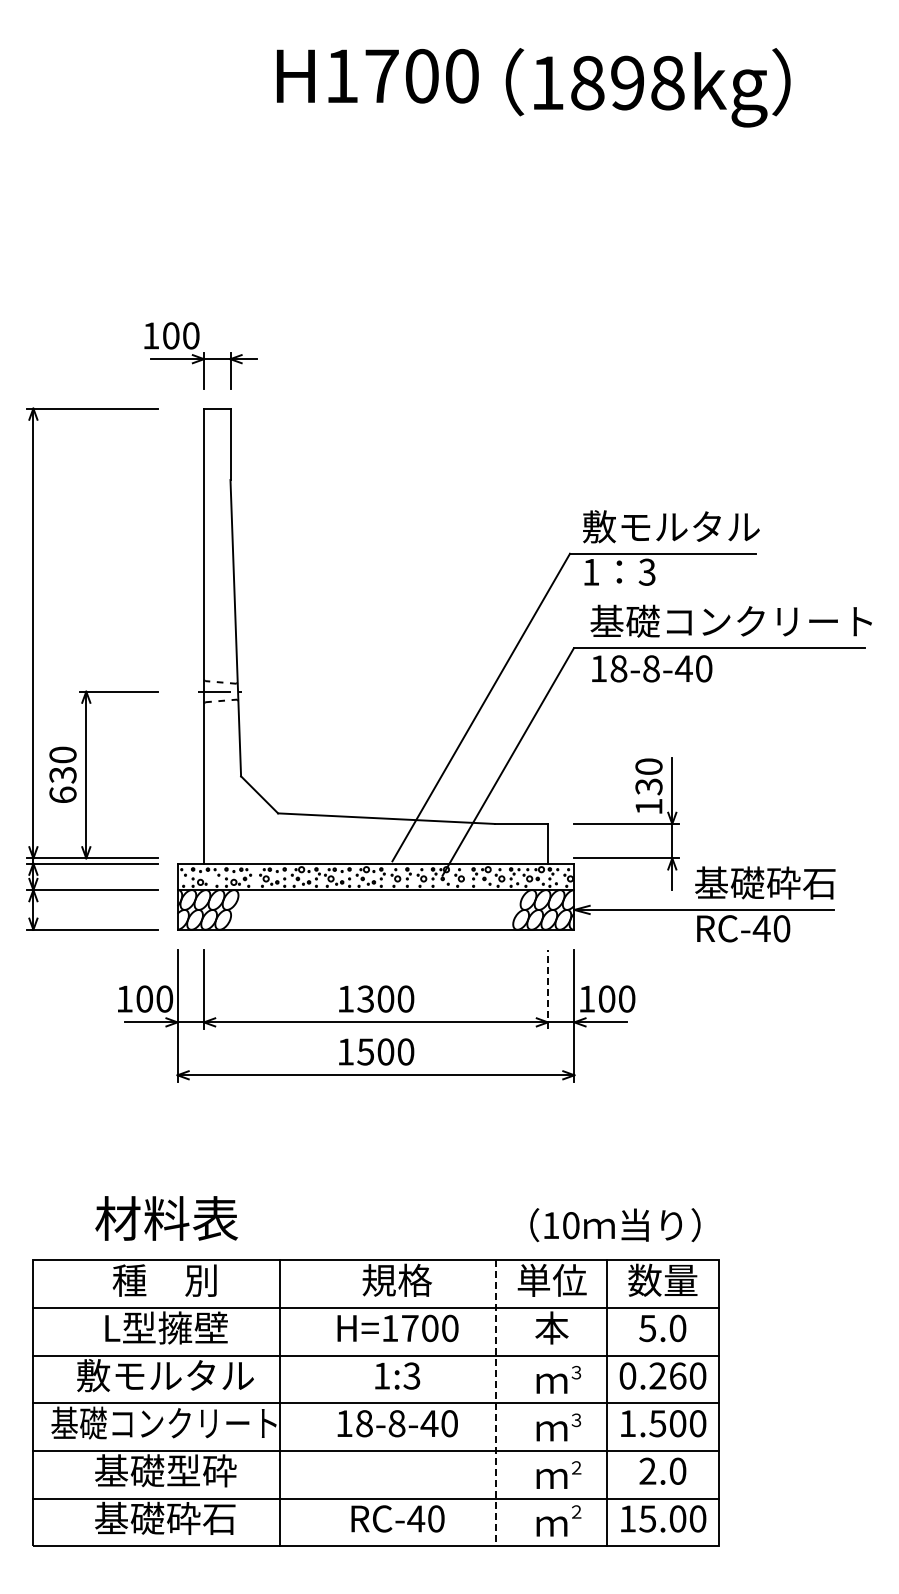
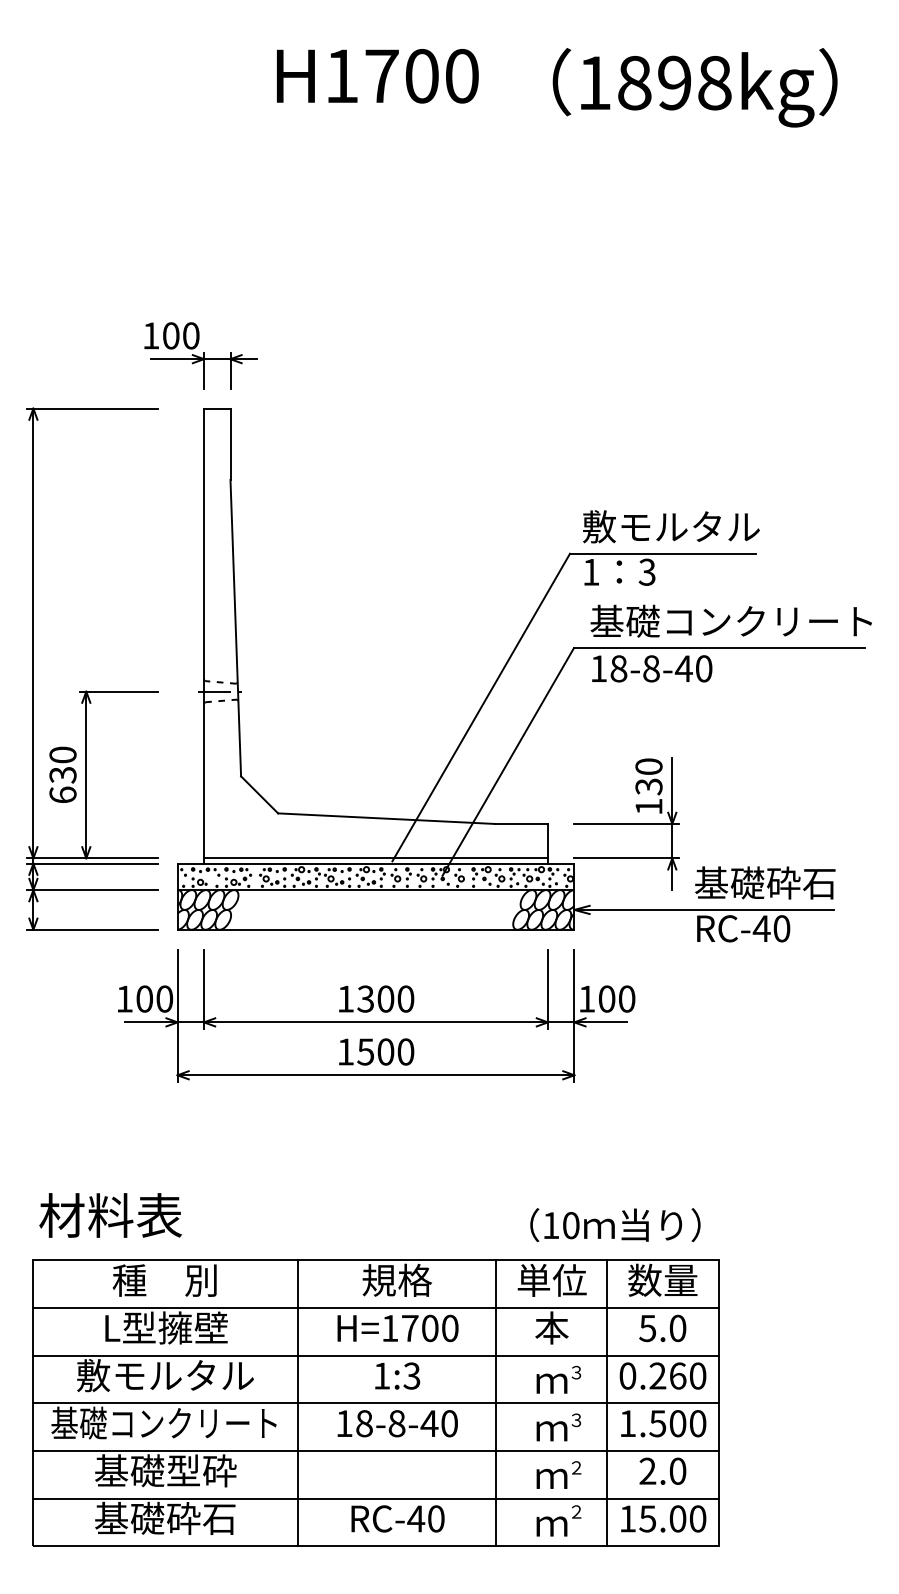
text position: (647, 87) -> (694, 87) (694, 87)
line: none -> present (375, 858)
line: dashed -> solid (547, 989)
text position: (166, 1218) -> (110, 1215) (110, 1215)
line position: (279, 1403) -> (297, 1403) (297, 1403)
line: dashed -> solid (496, 1403)
